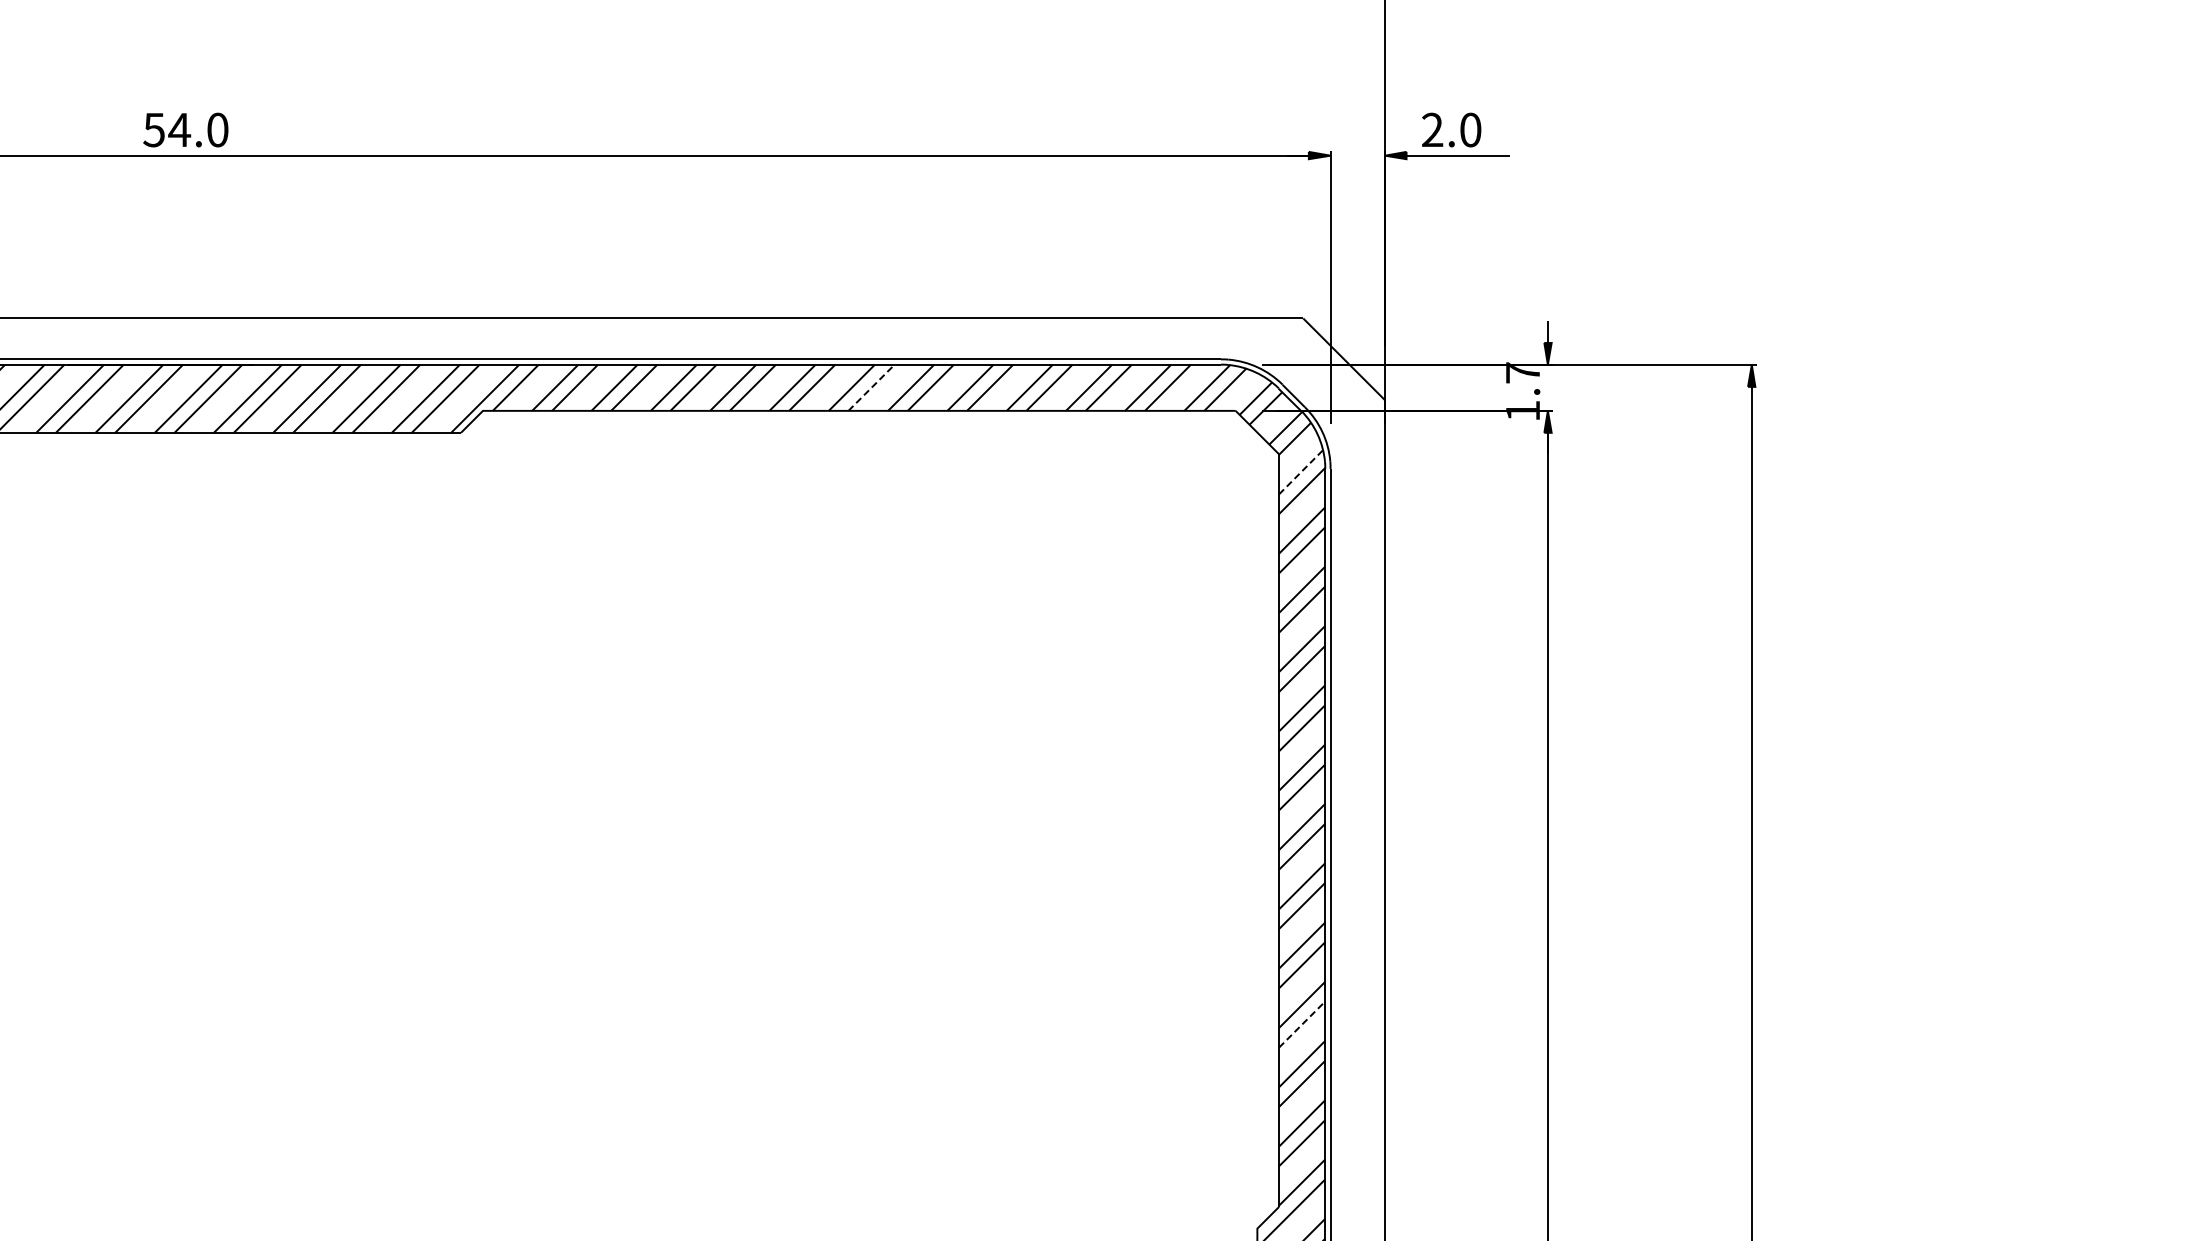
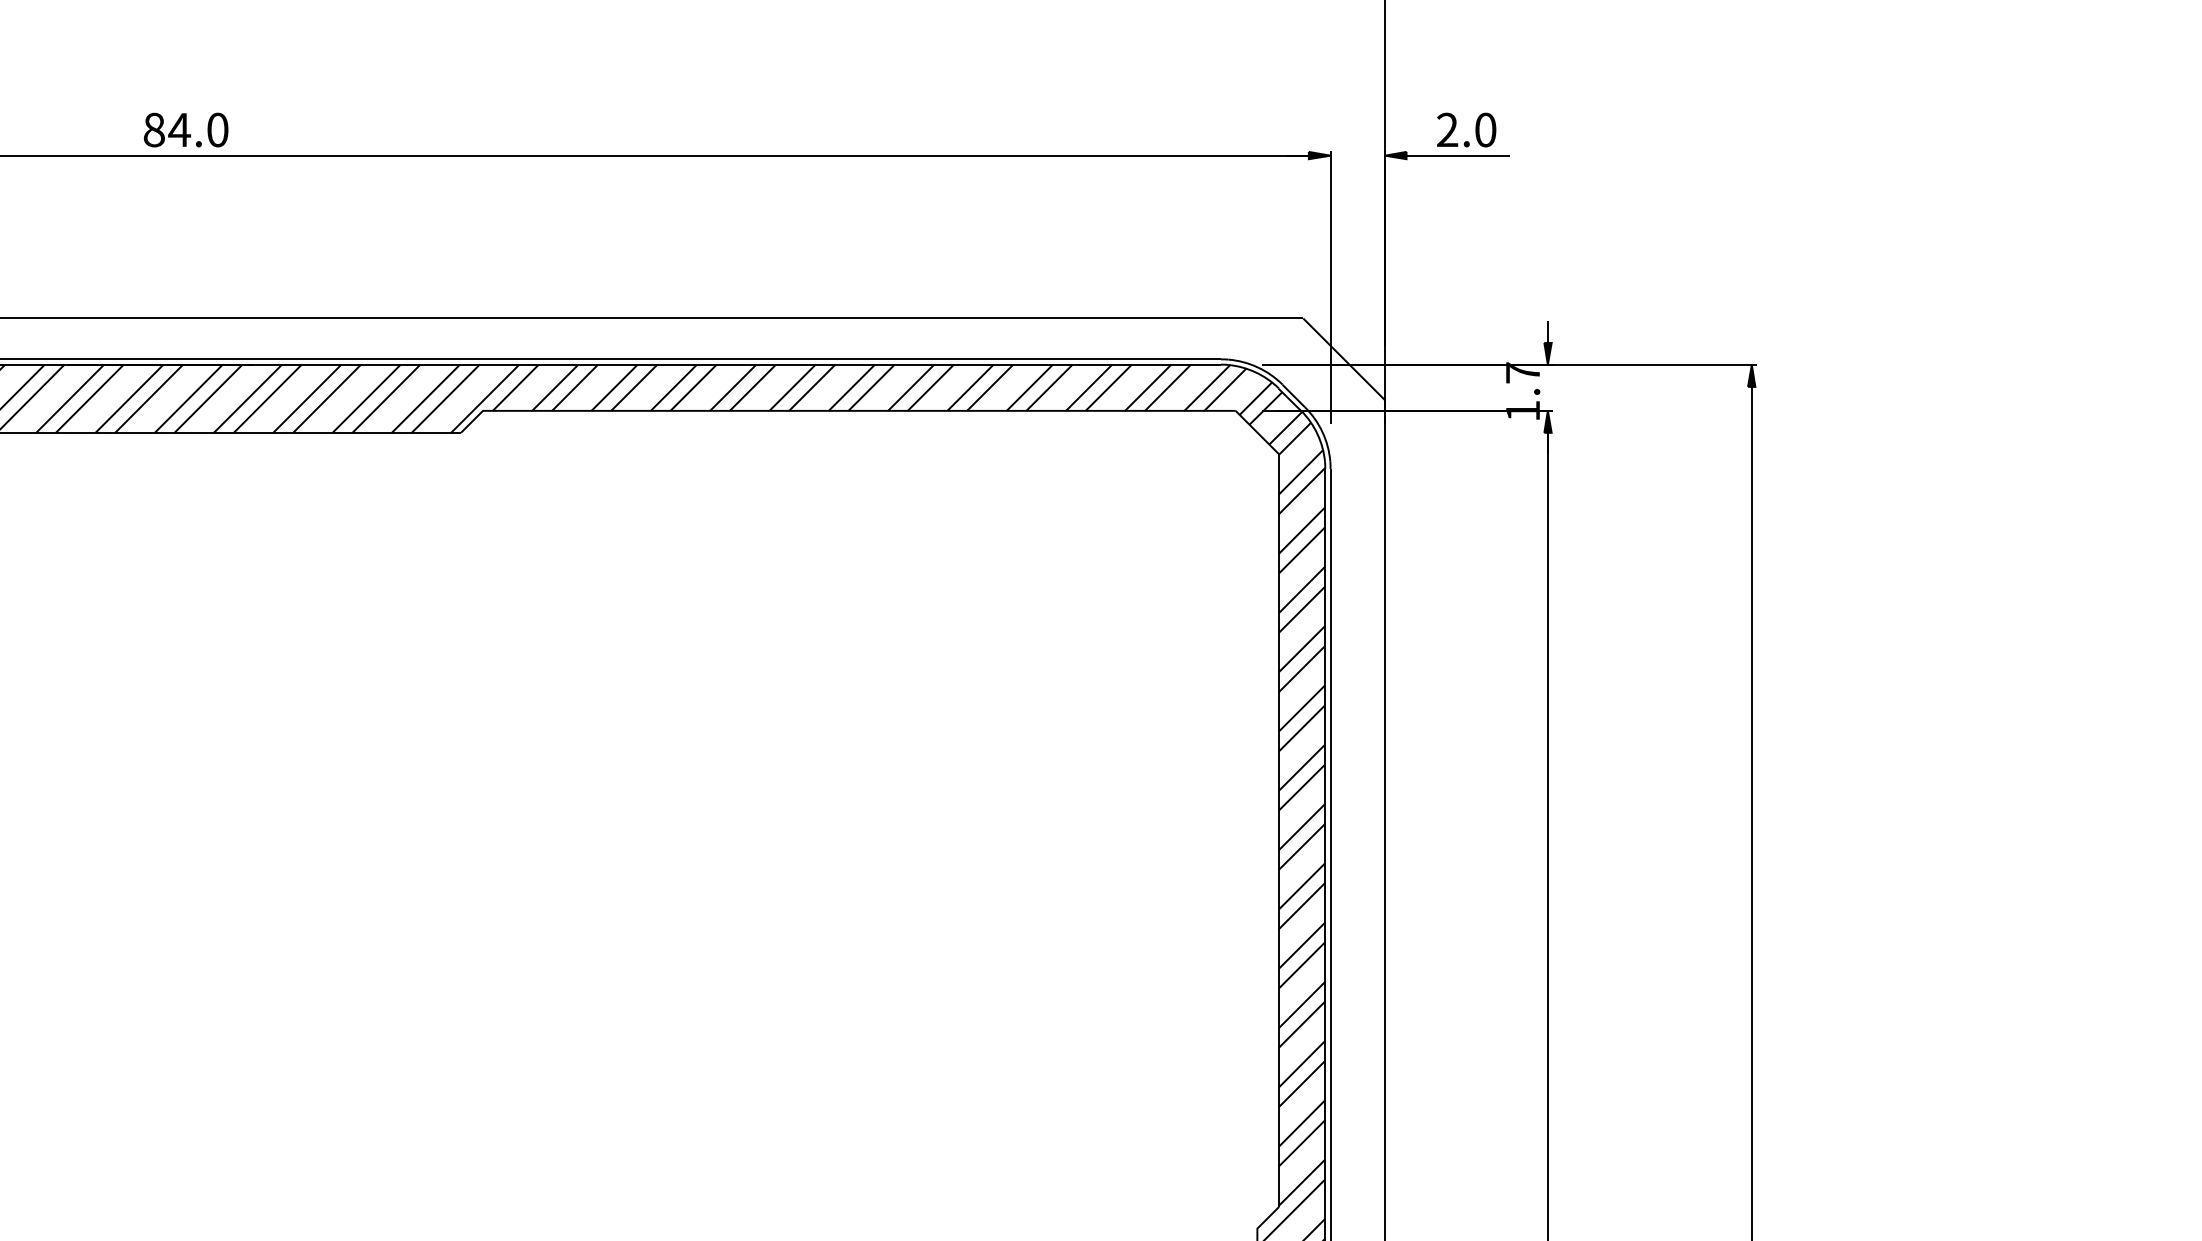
text: 54.0 -> 84.0 (153, 129)
text position: (1451, 129) -> (1466, 129) (1466, 129)
line: dashed -> solid (871, 387)
line: dashed -> solid (1301, 471)
line: dashed -> solid (1302, 1024)
